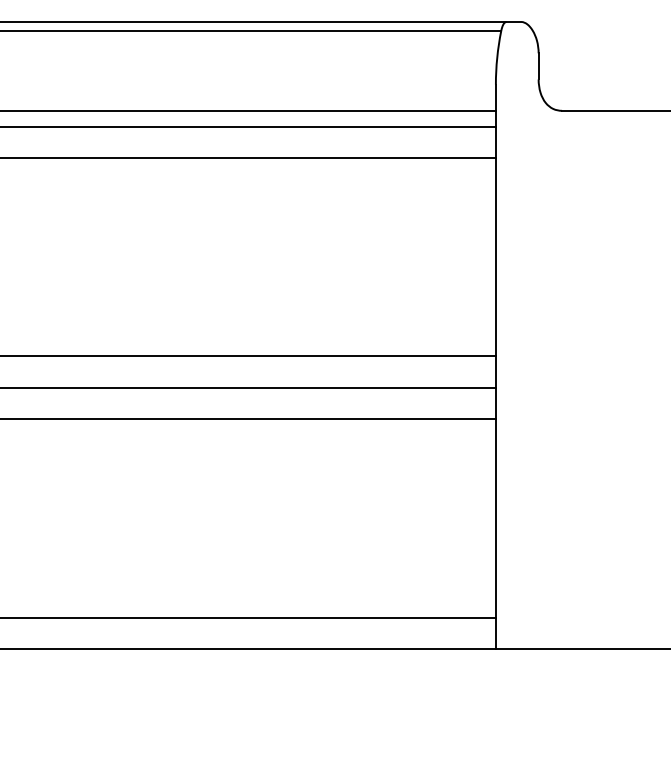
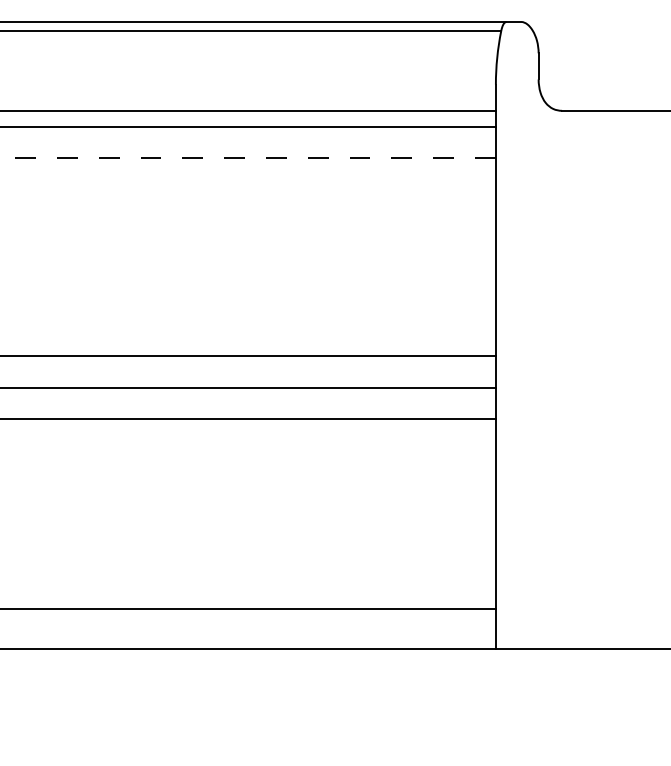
line: solid -> dashed (248, 157)
line position: (248, 617) -> (248, 608) (248, 608)
